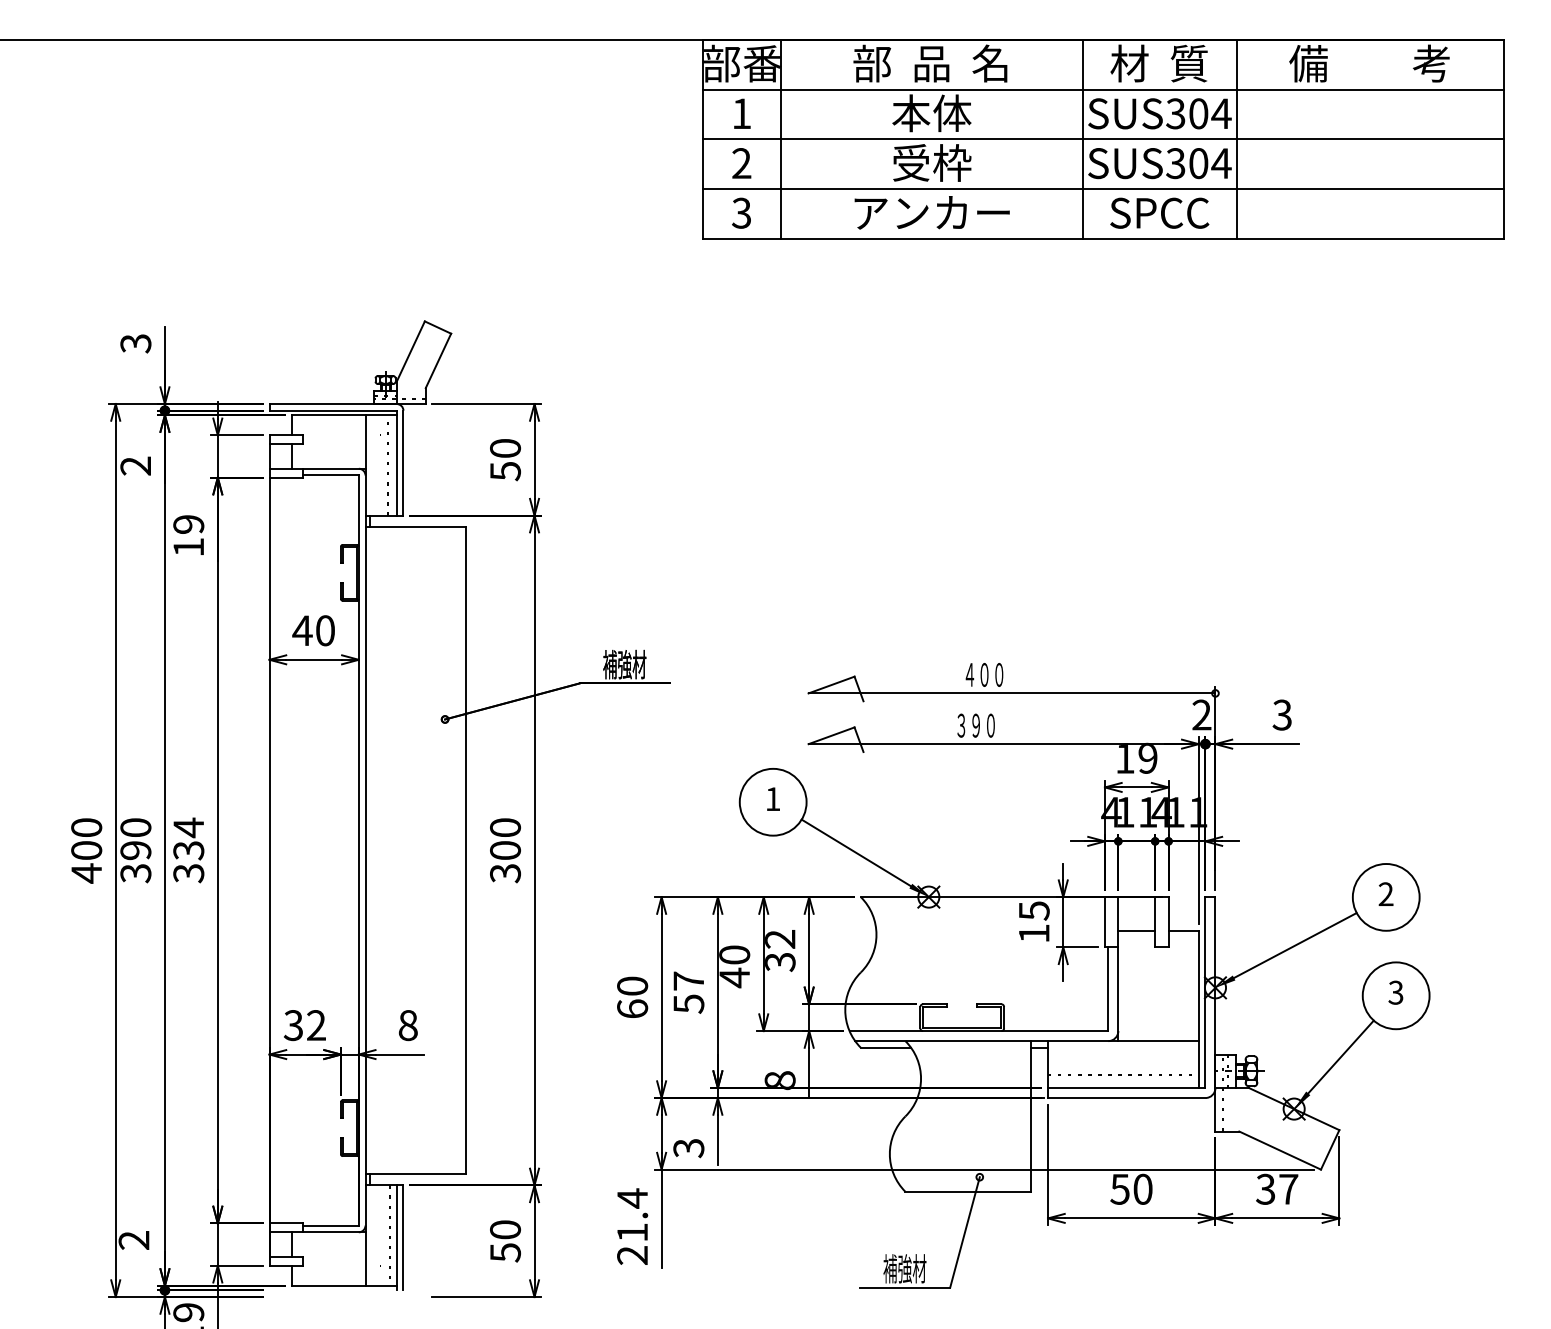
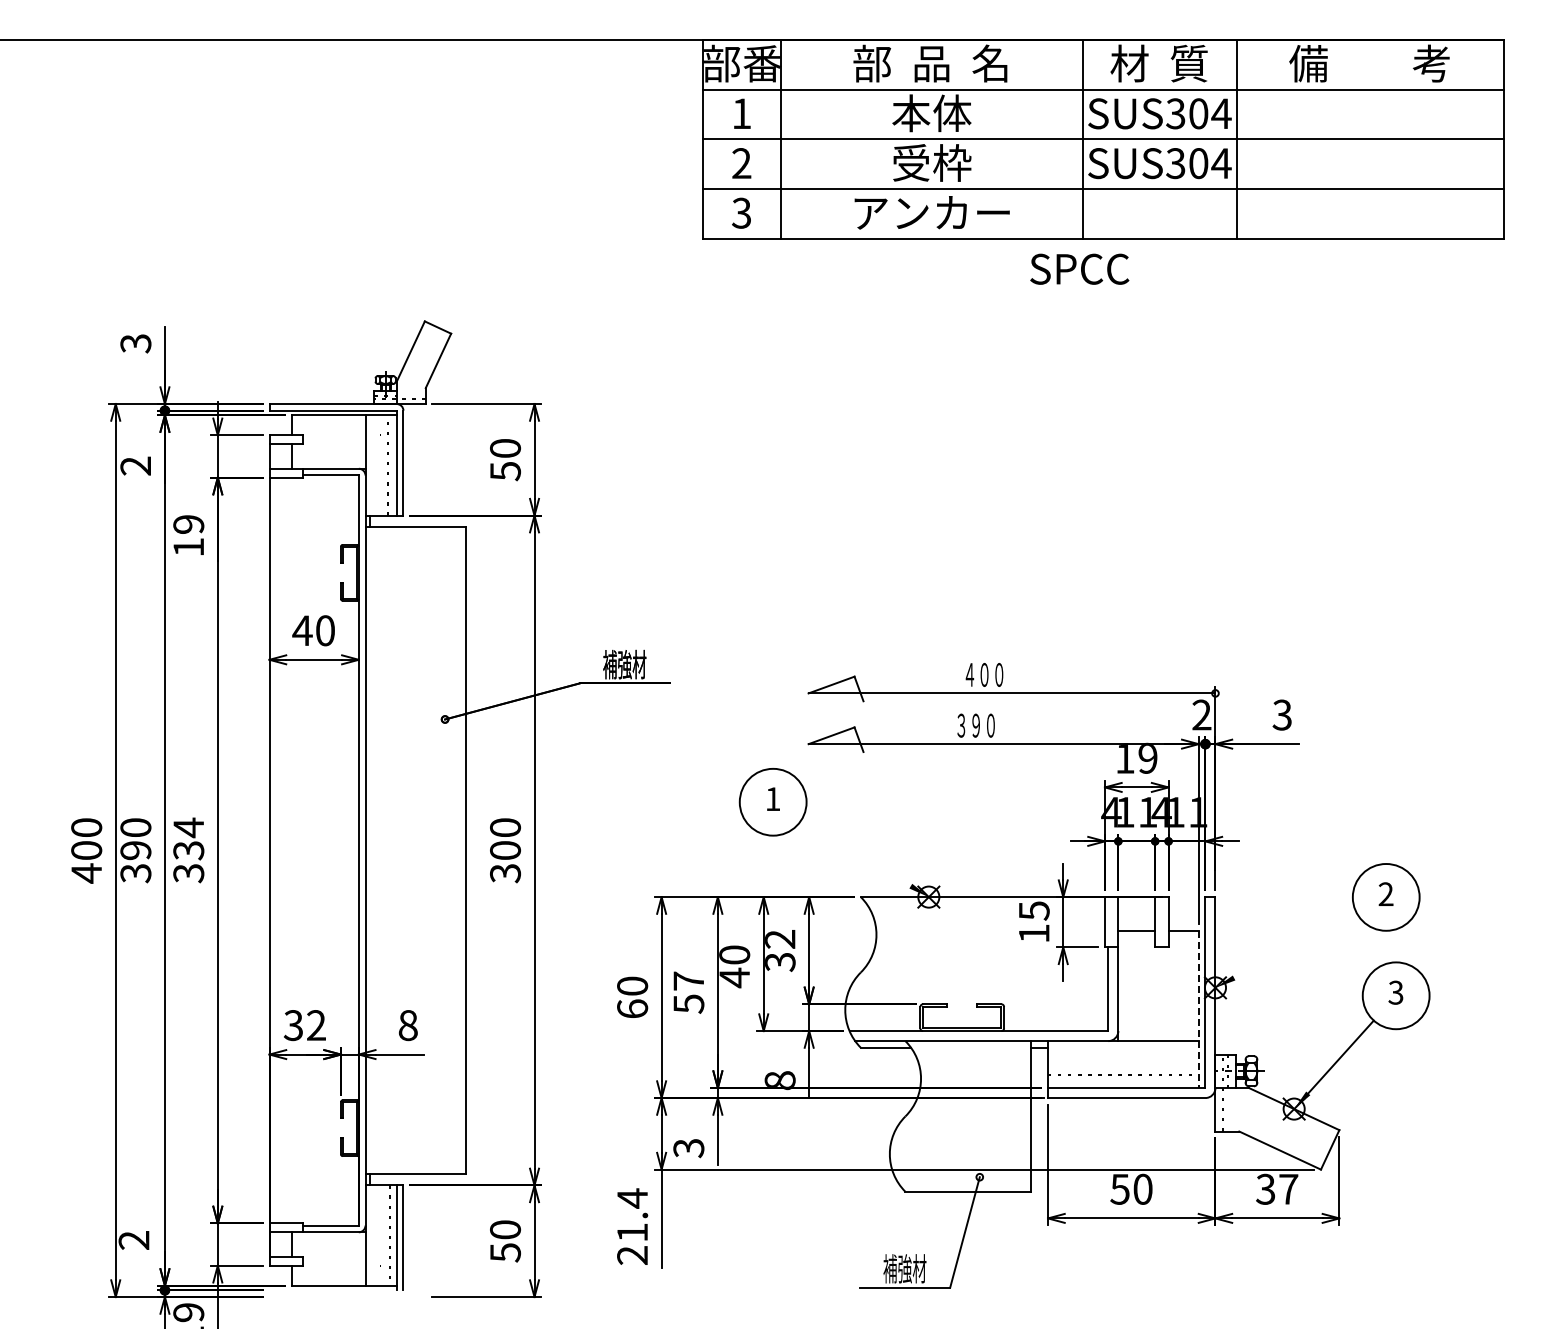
text position: (1159, 212) -> (1079, 268) (1079, 268)
line: present -> none (855, 852)
line: present -> none (1295, 945)
line: solid -> dashed (1198, 1009)
